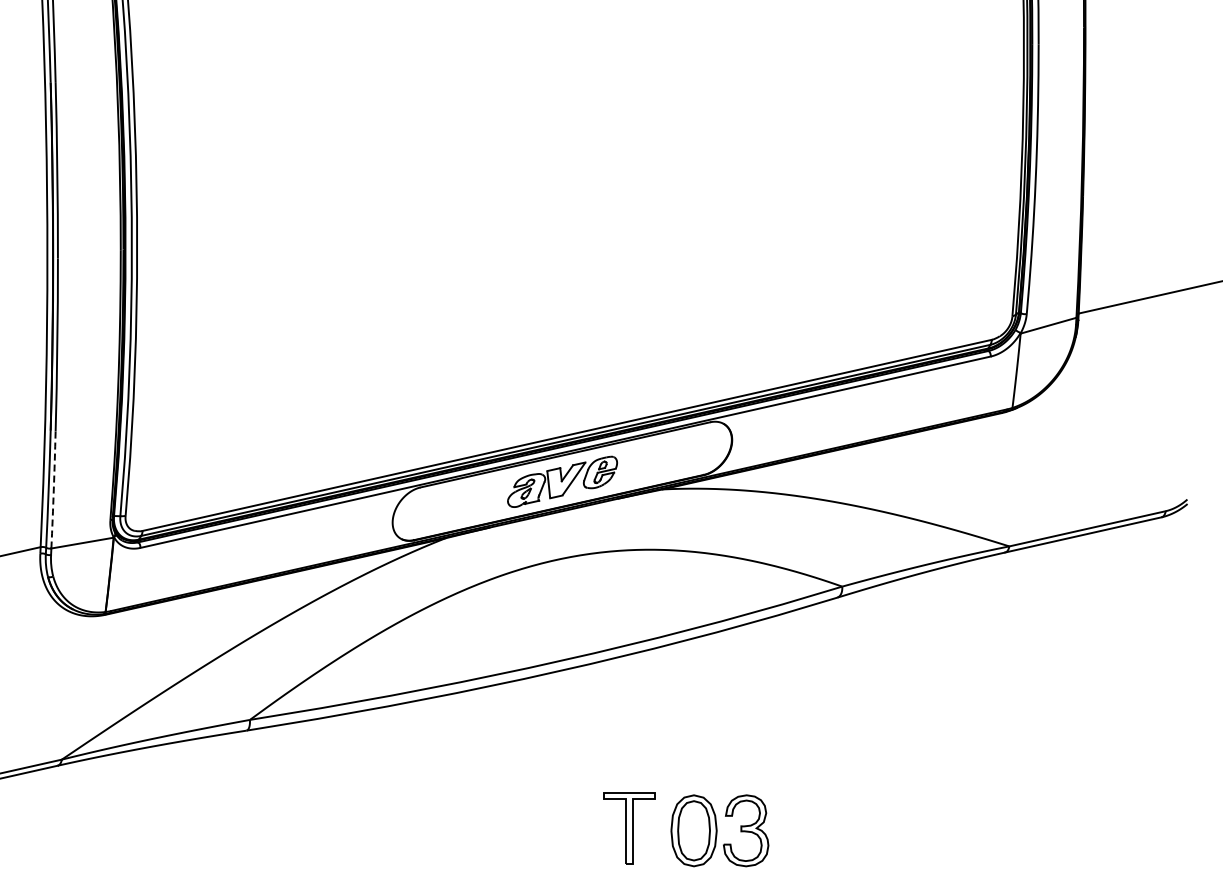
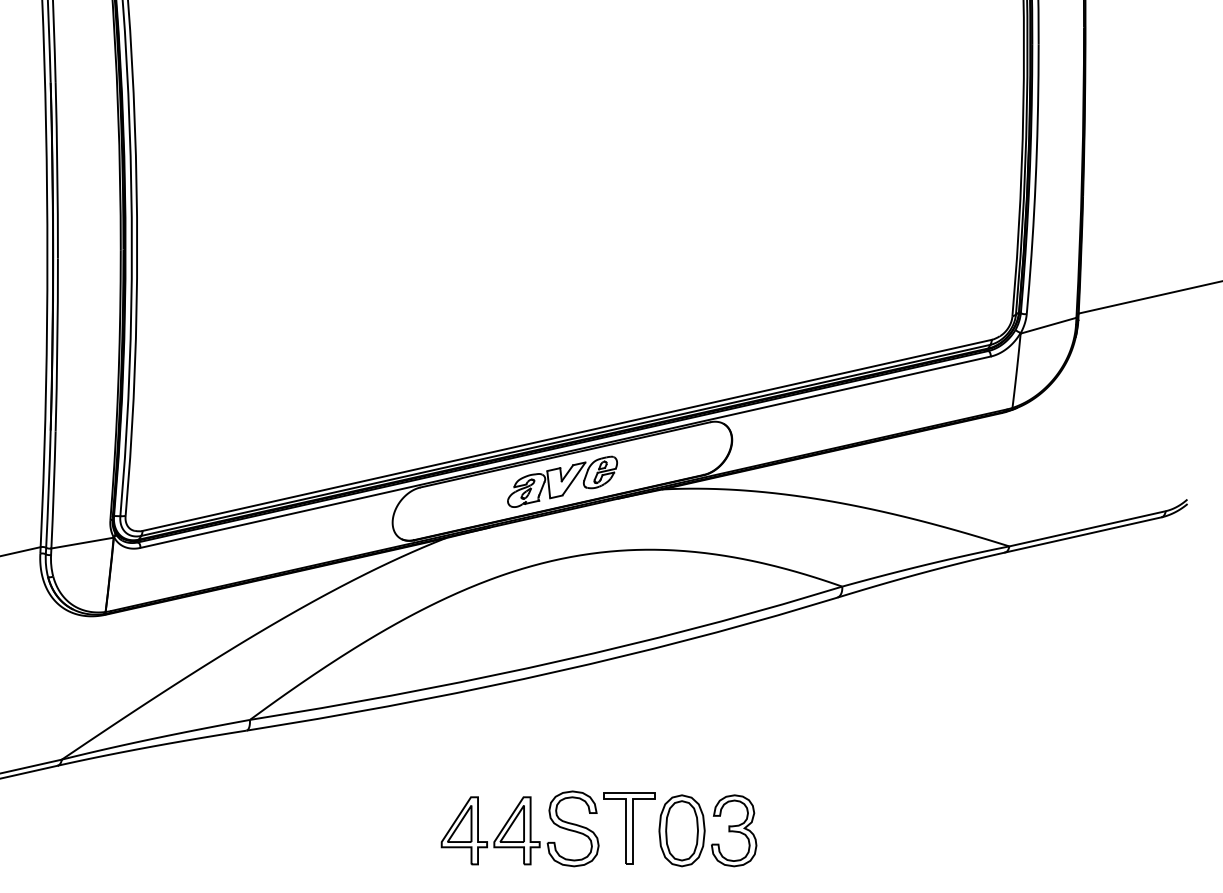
arc: dashed -> solid (53, 489)
part: none -> present (519, 828)
part position: (719, 830) -> (707, 830) (707, 830)
